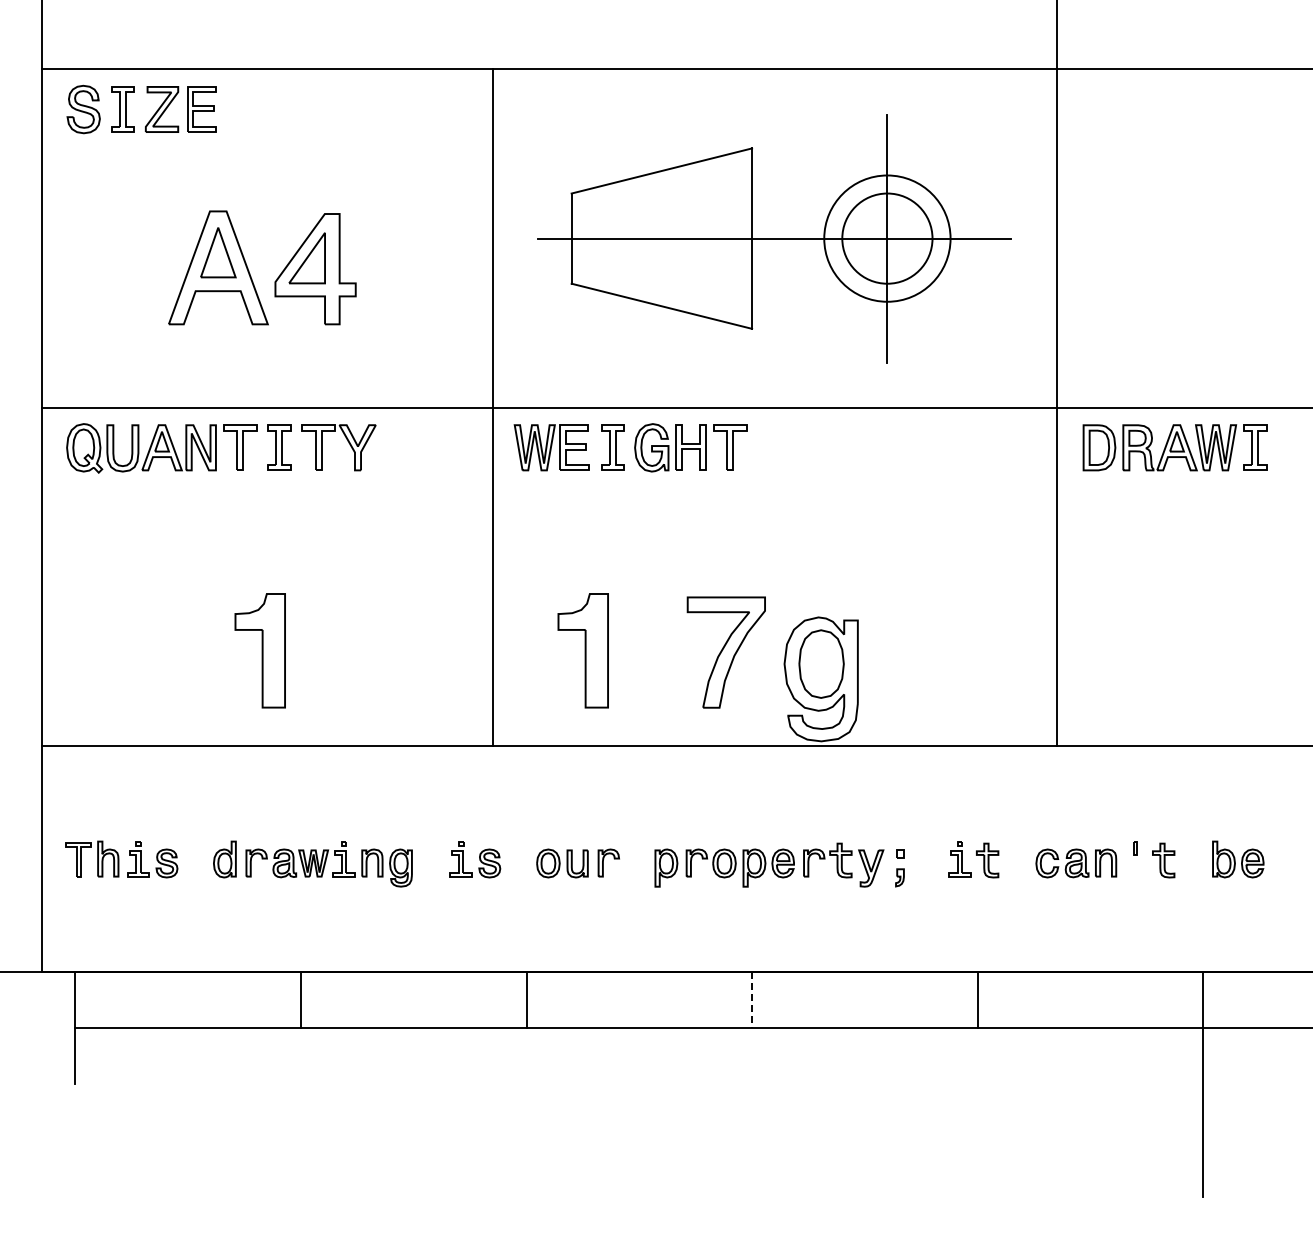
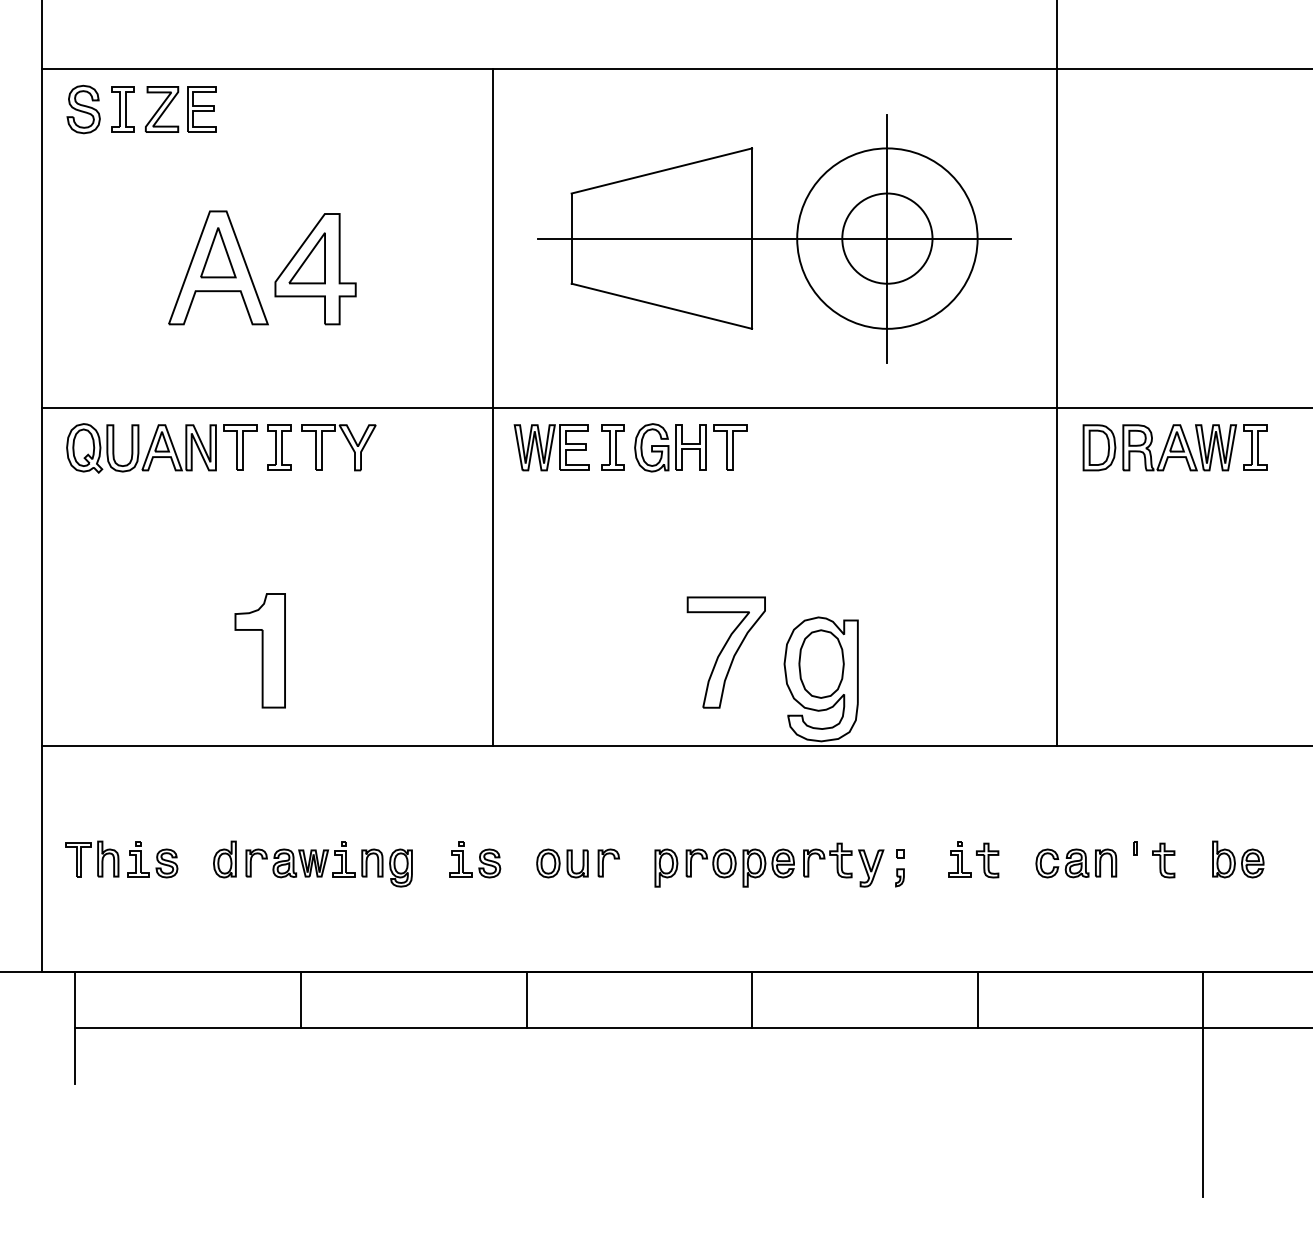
circle diameter: 126 px -> 180 px (887, 238)
part: present -> none (582, 650)
line: dashed -> solid (752, 1000)
